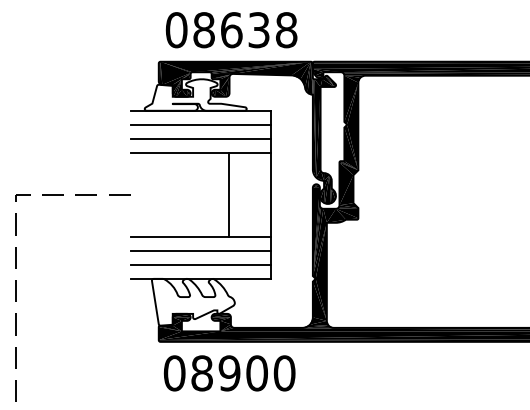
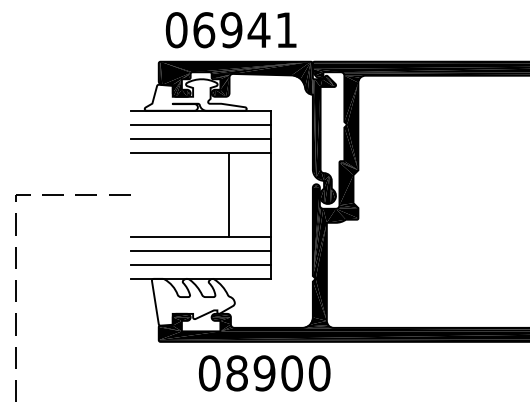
text: 08638 -> 06941 (245, 30)
text position: (229, 373) -> (264, 373) (264, 373)
